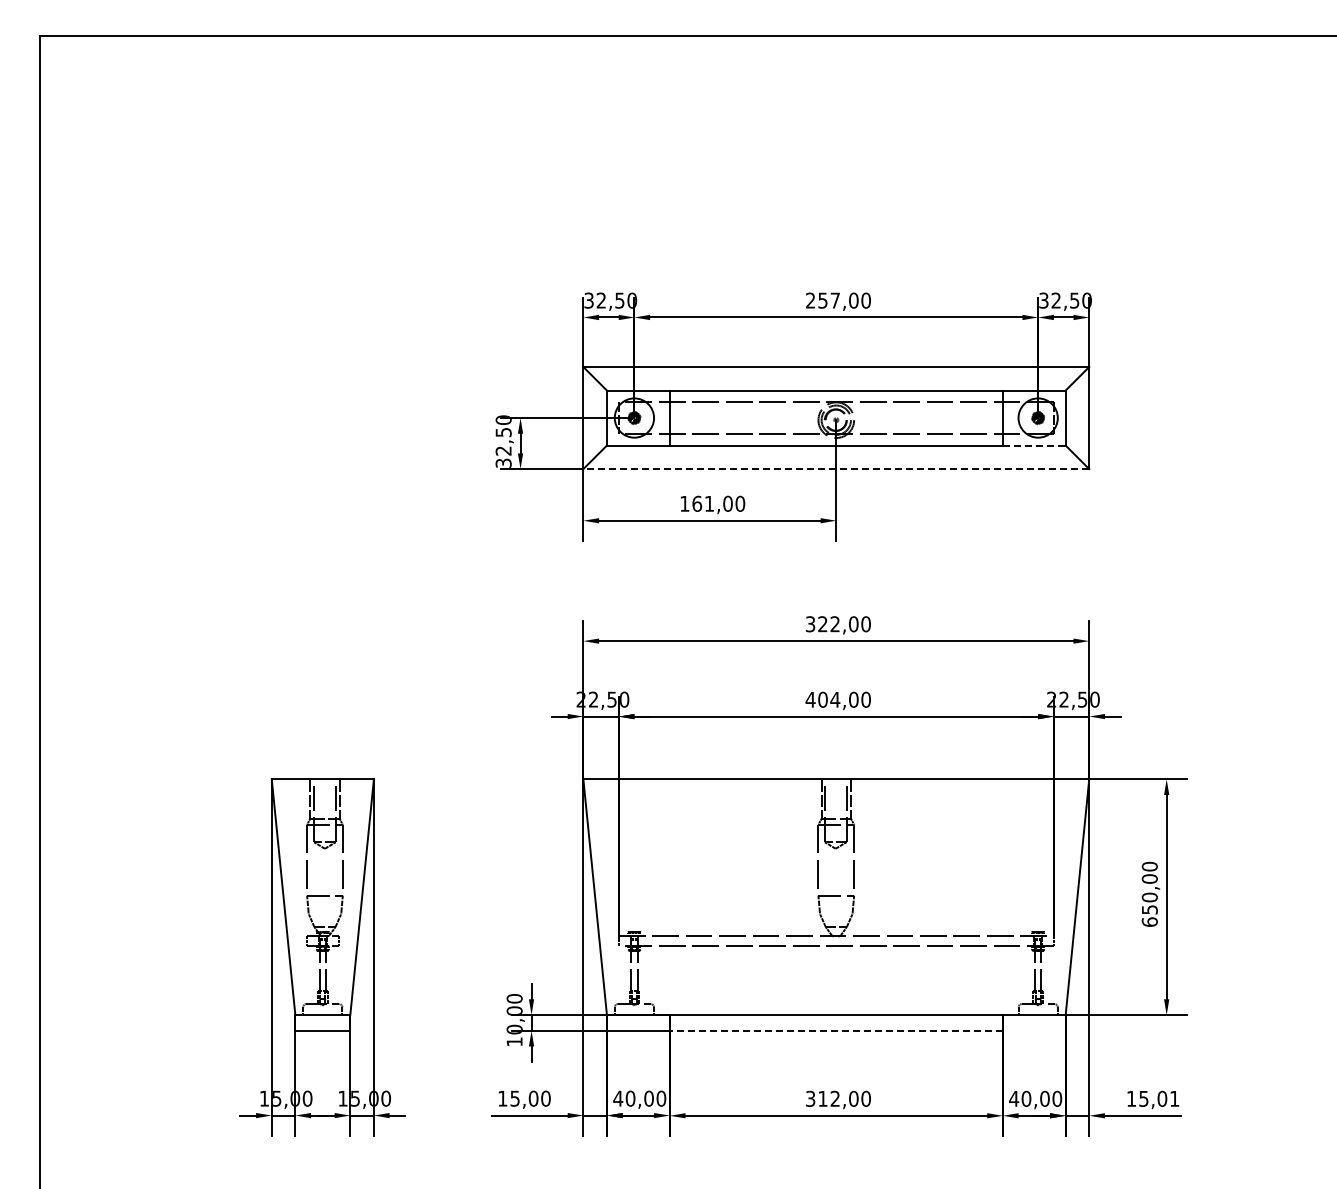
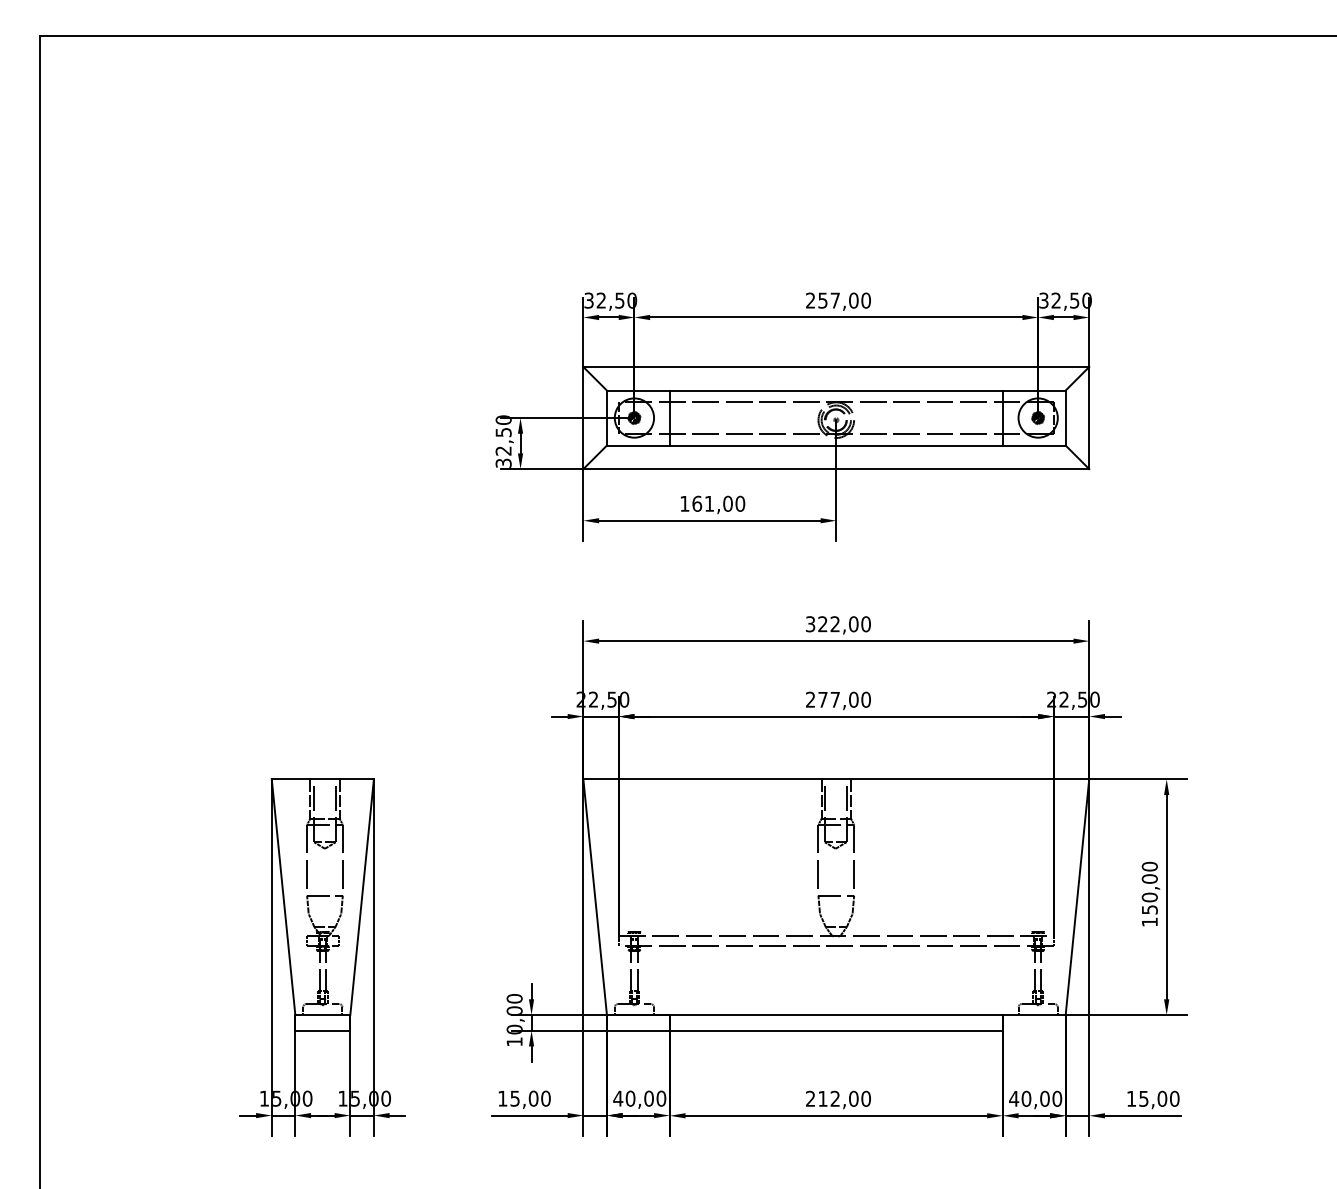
line: dashed -> solid (1034, 445)
line: dashed -> solid (836, 469)
text: 404,00 -> 277,00 (822, 699)
text: 650,00 -> 150,00 (1149, 921)
line: dashed -> solid (836, 1030)
text: 312,00 -> 212,00 (810, 1098)
text: 15,01 -> 15,00 (1174, 1098)
